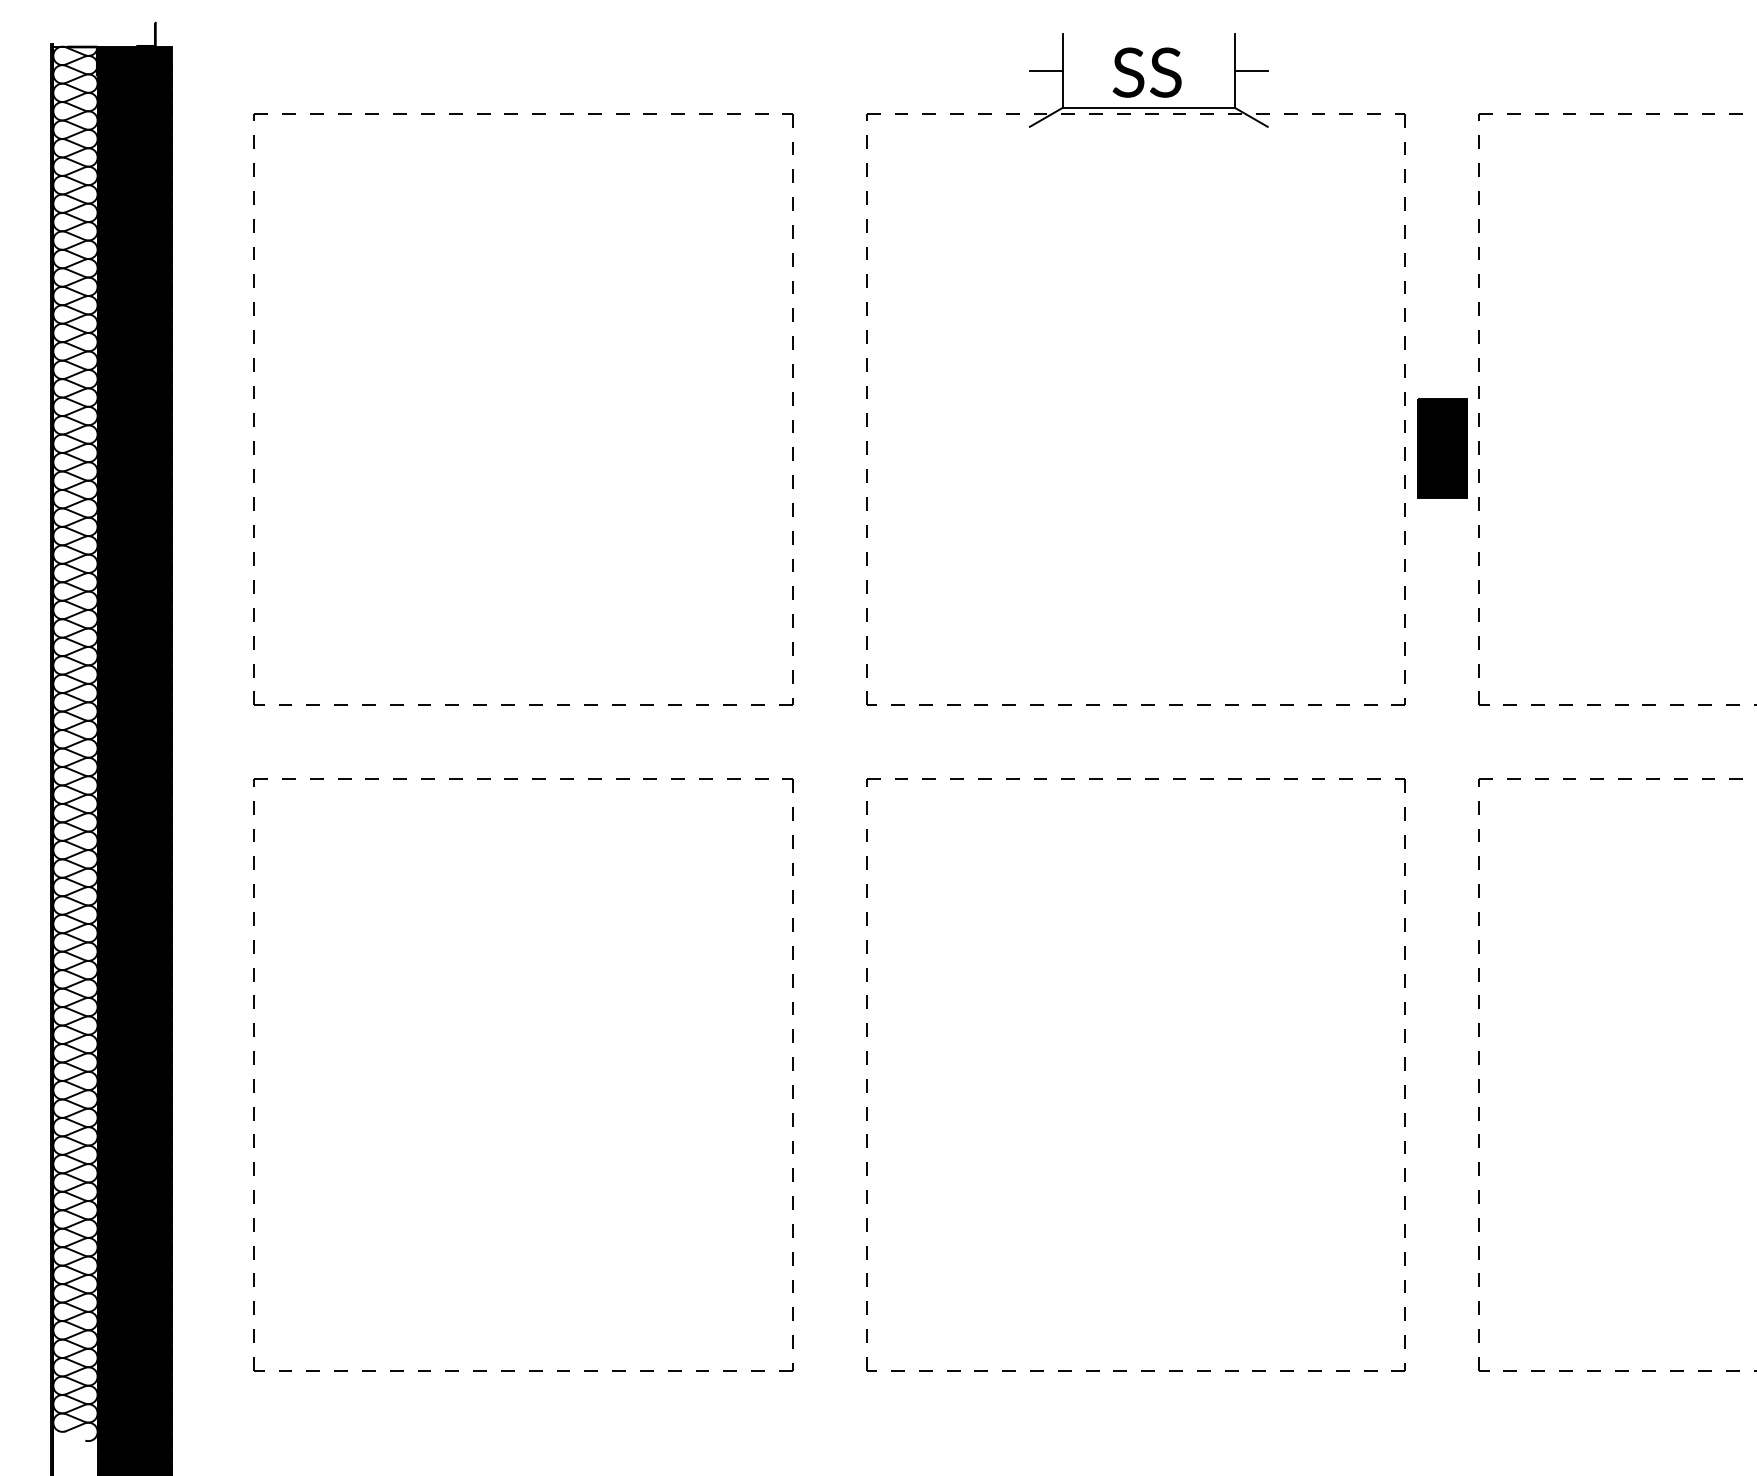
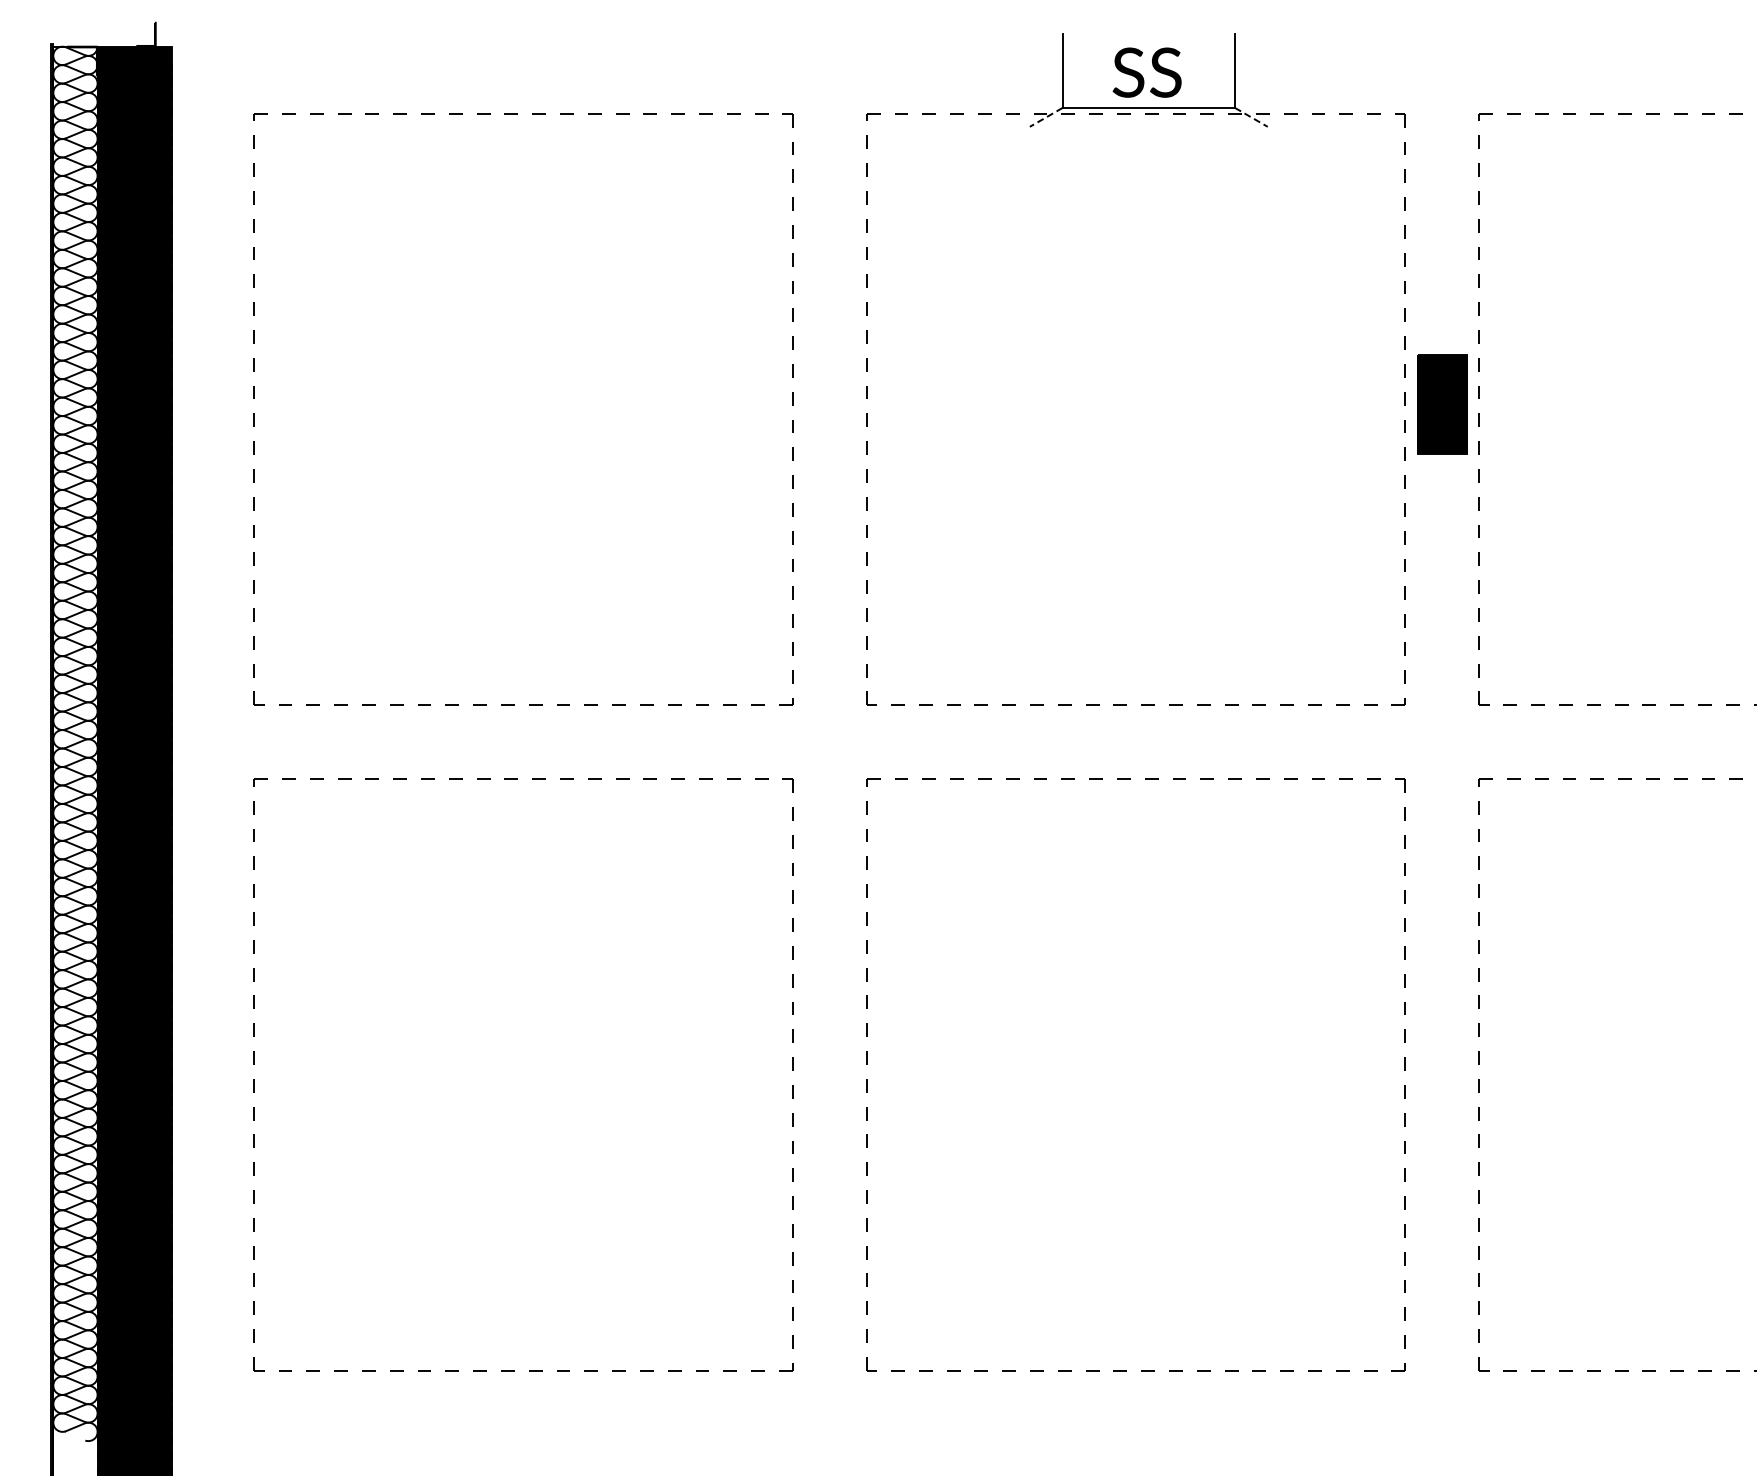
line: present -> none (1045, 71)
line: present -> none (1251, 71)
line: solid -> dashed (1046, 117)
line: solid -> dashed (1251, 117)
part position: (1442, 448) -> (1442, 404) (1442, 404)
